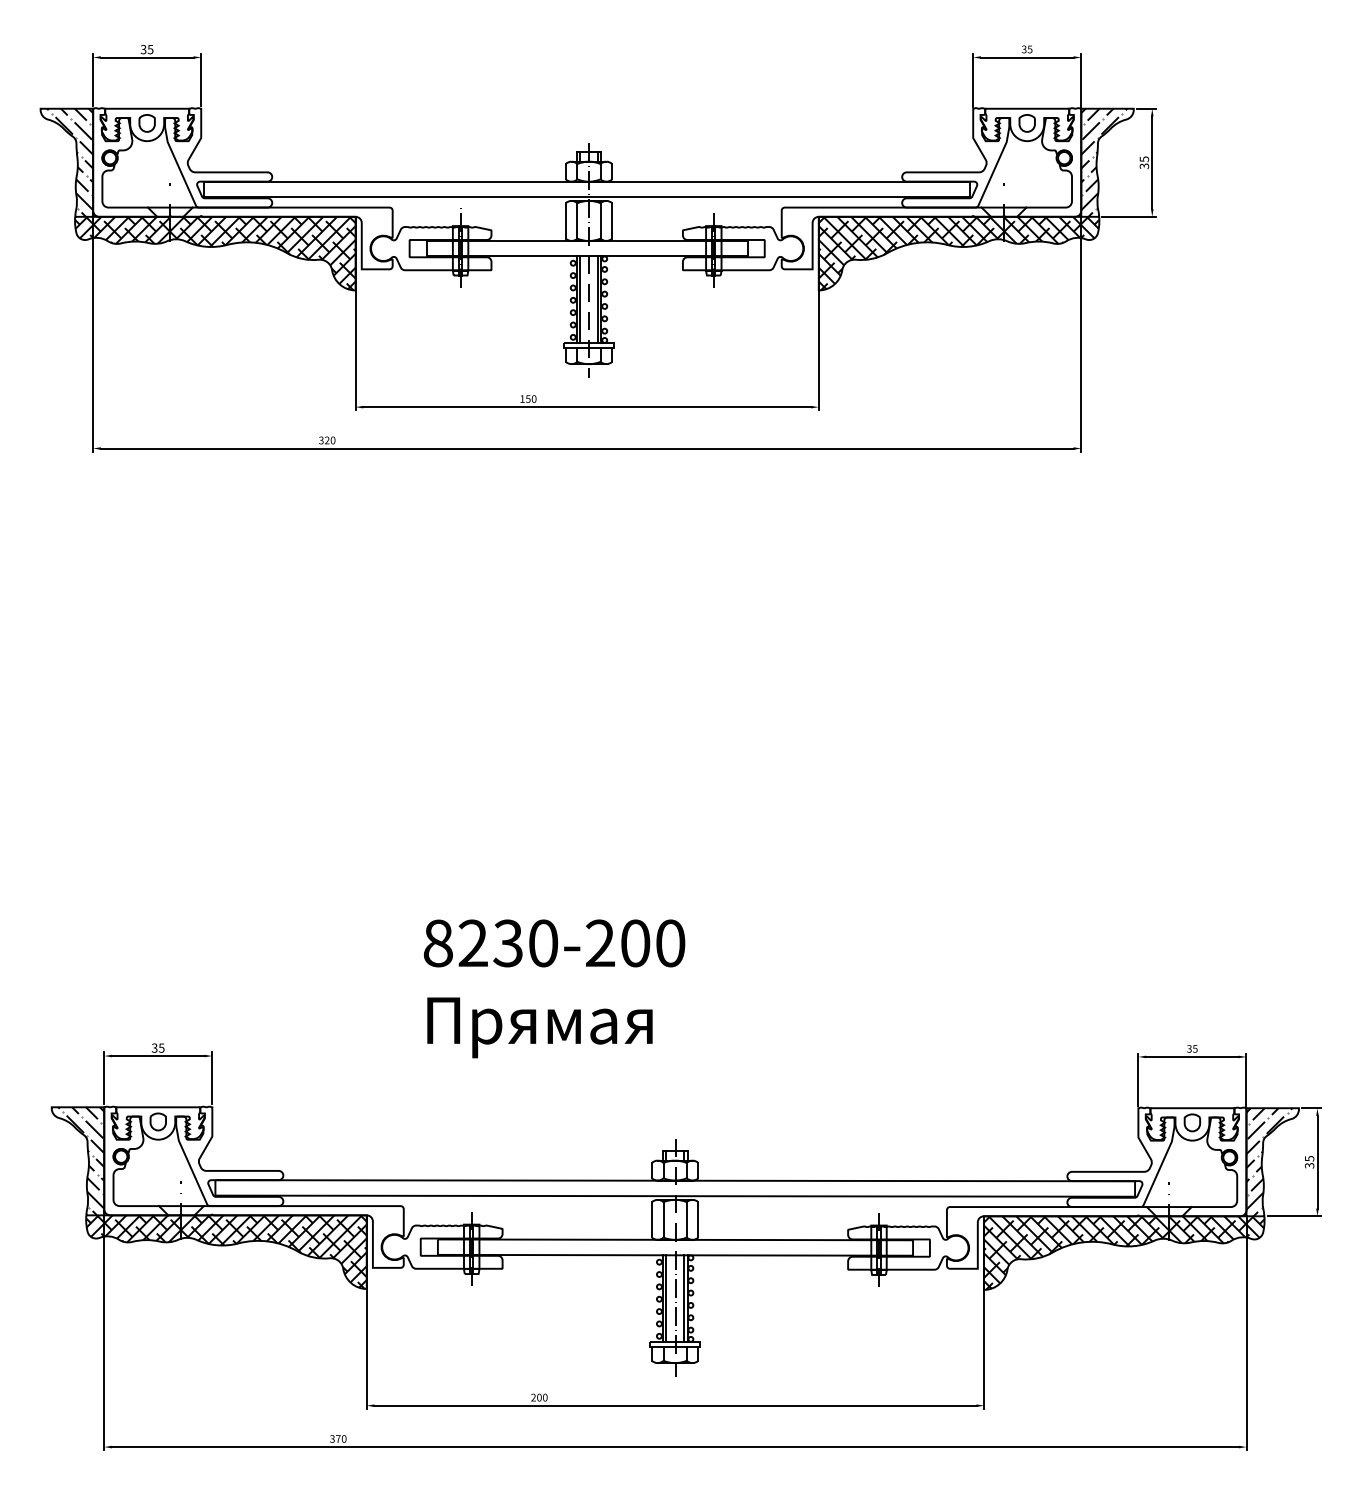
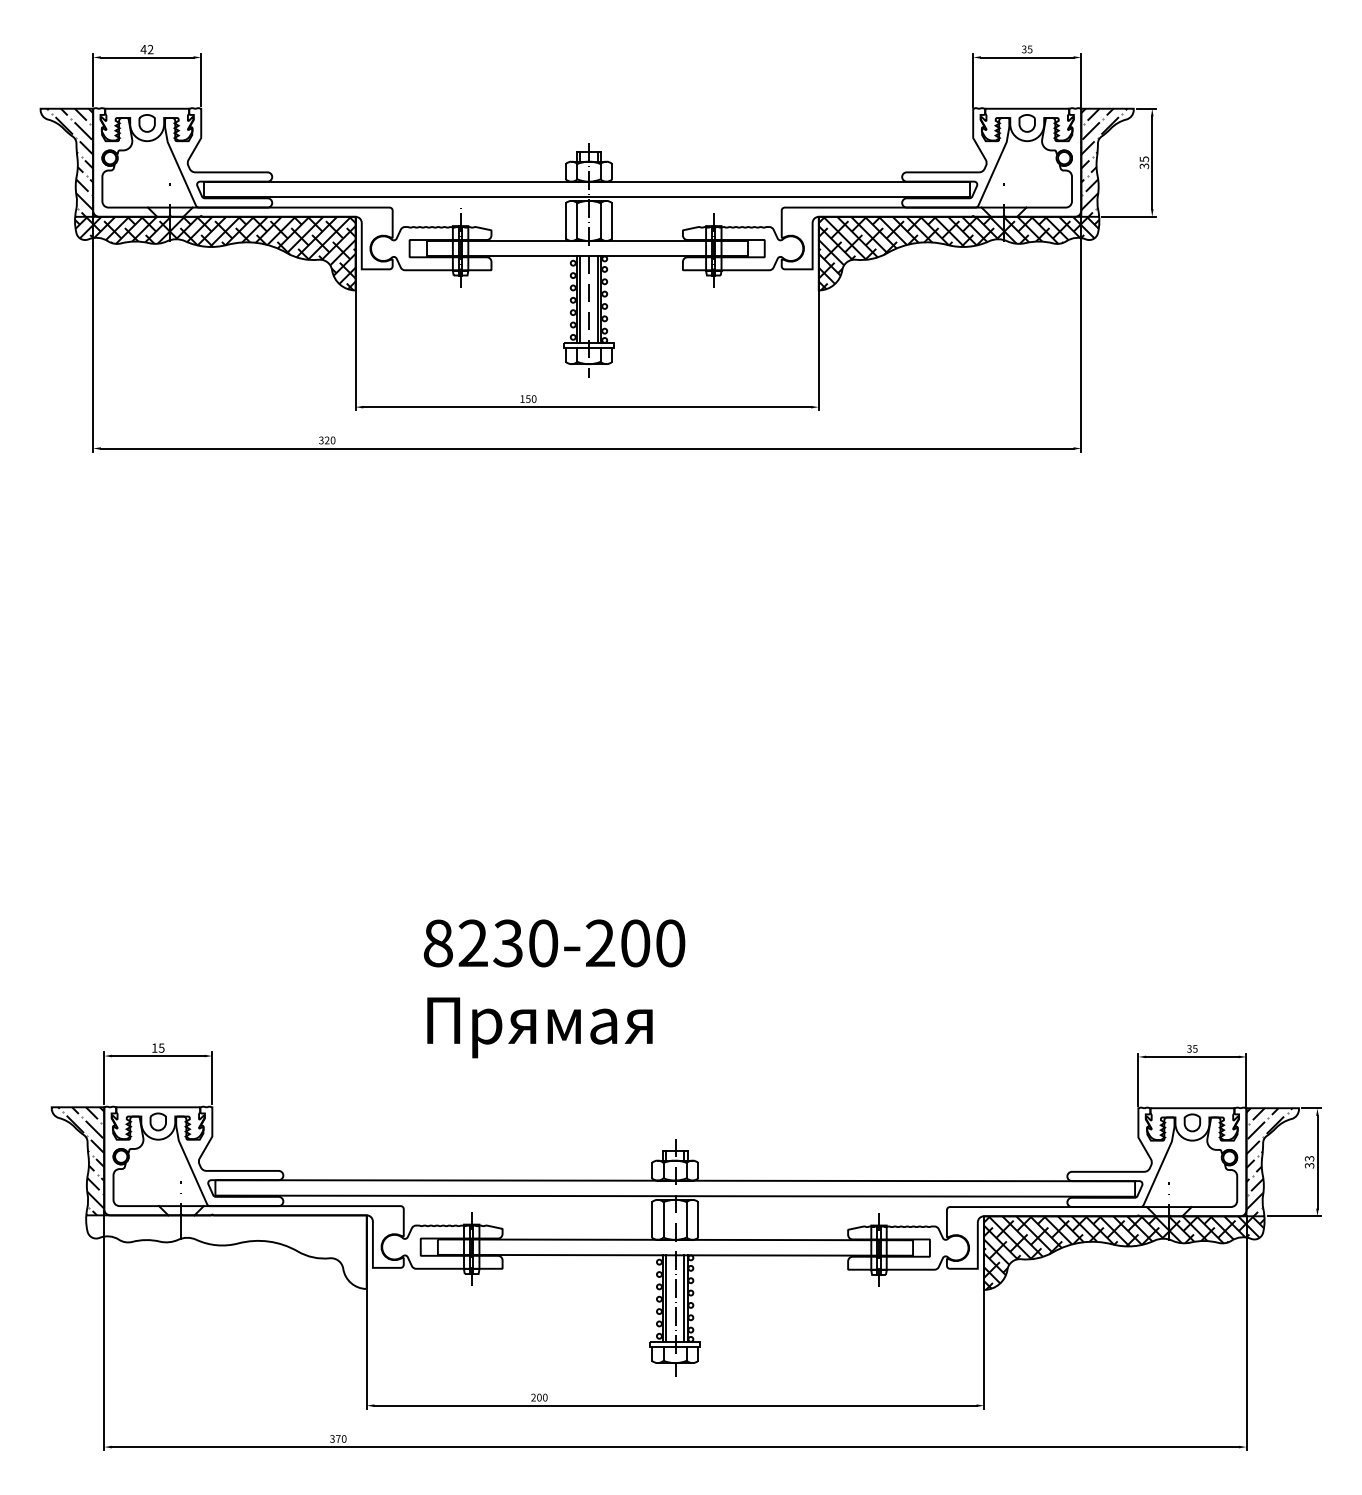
text: 35 -> 42 (146, 49)
text: 35 -> 15 (154, 1047)
text: 35 -> 33 (1308, 1158)
hatch: present -> none (226, 1251)
